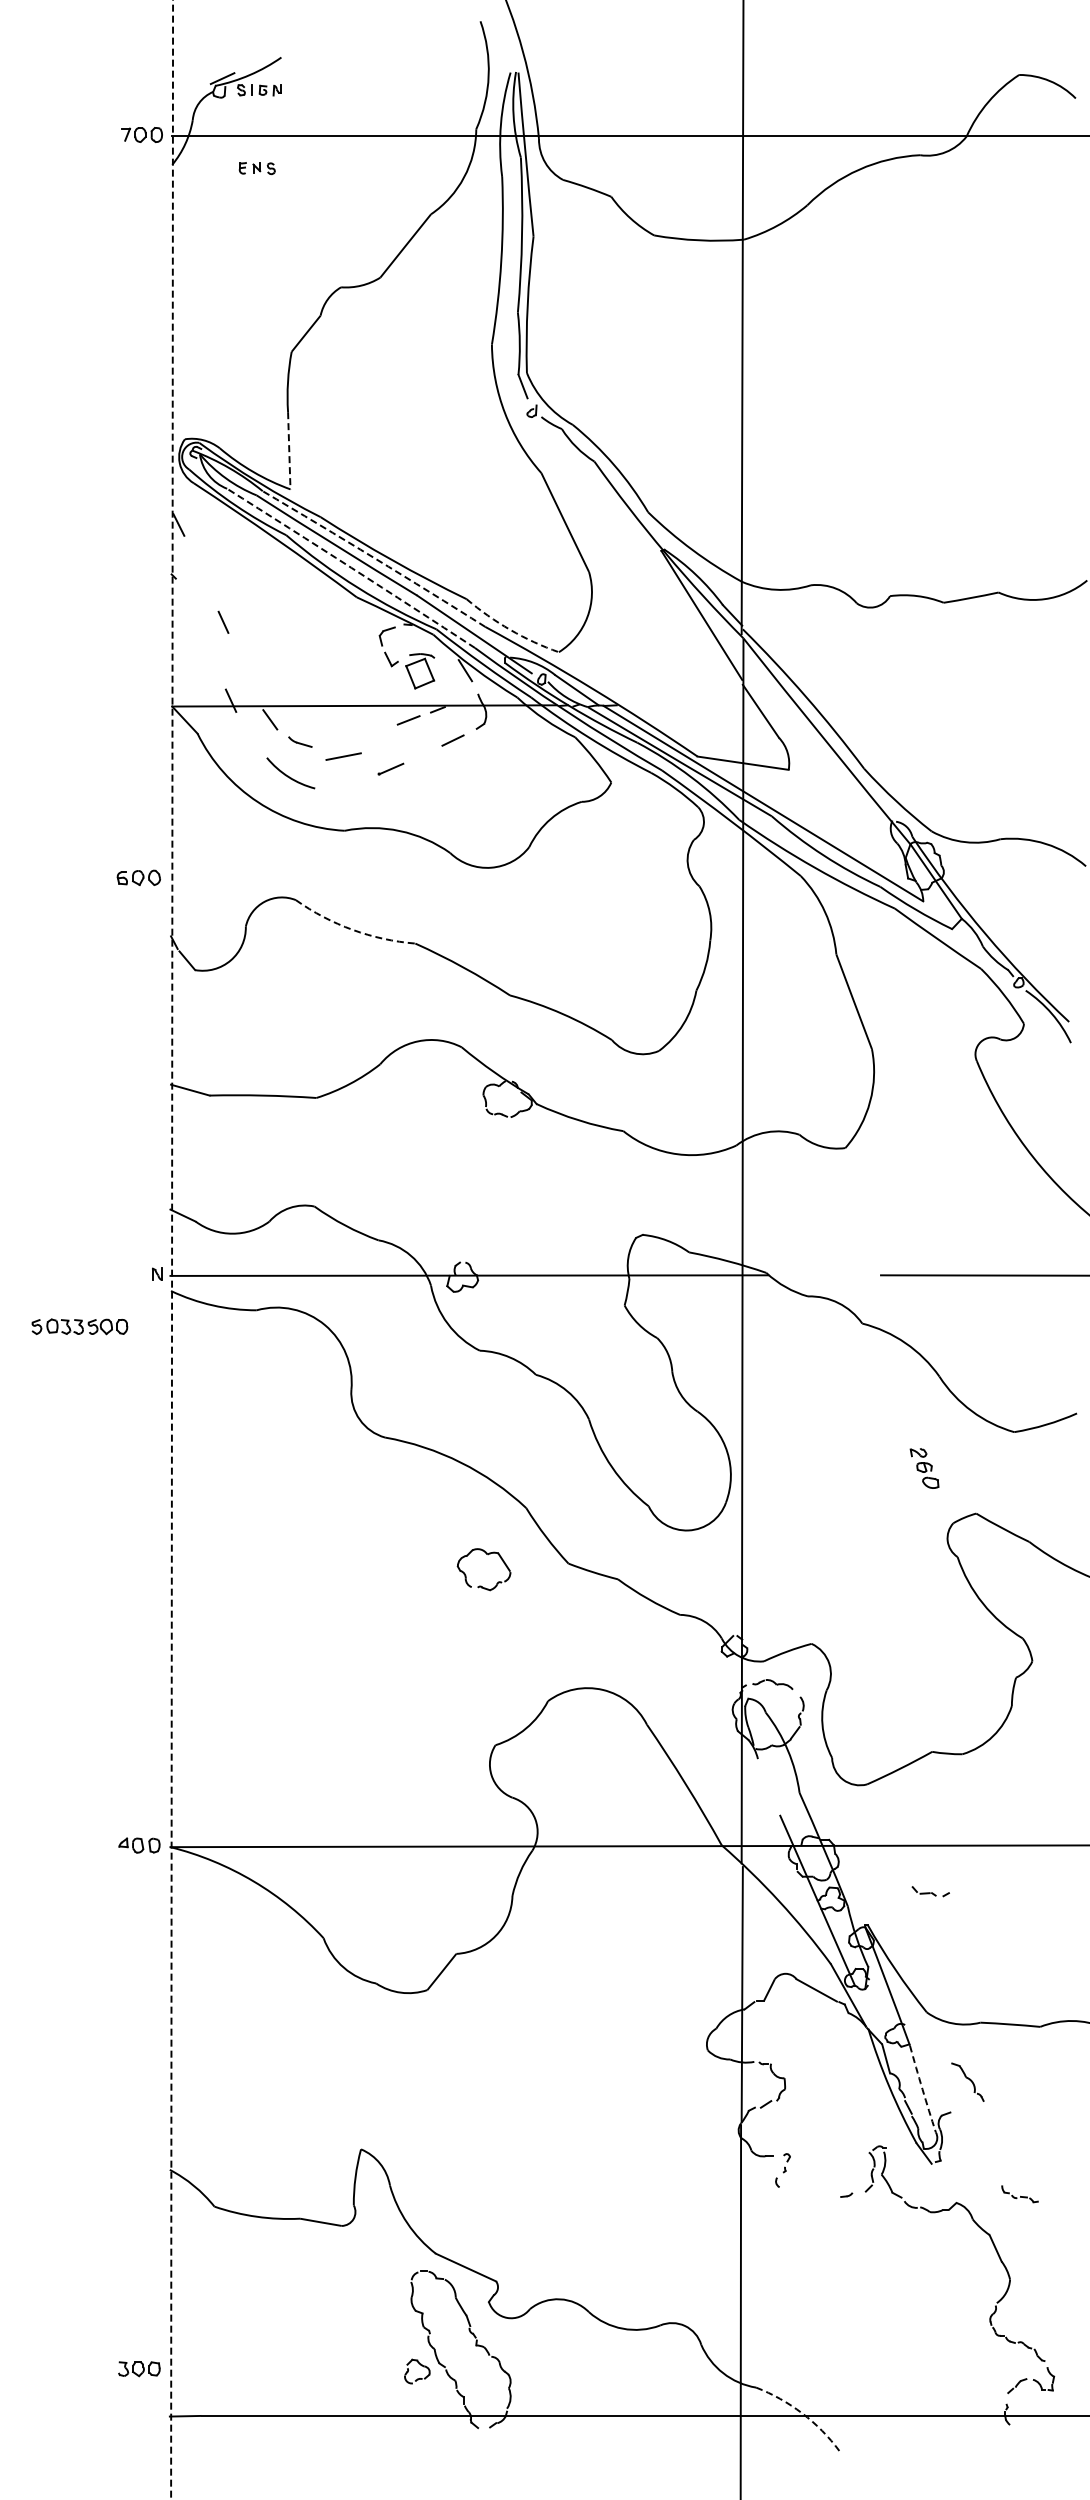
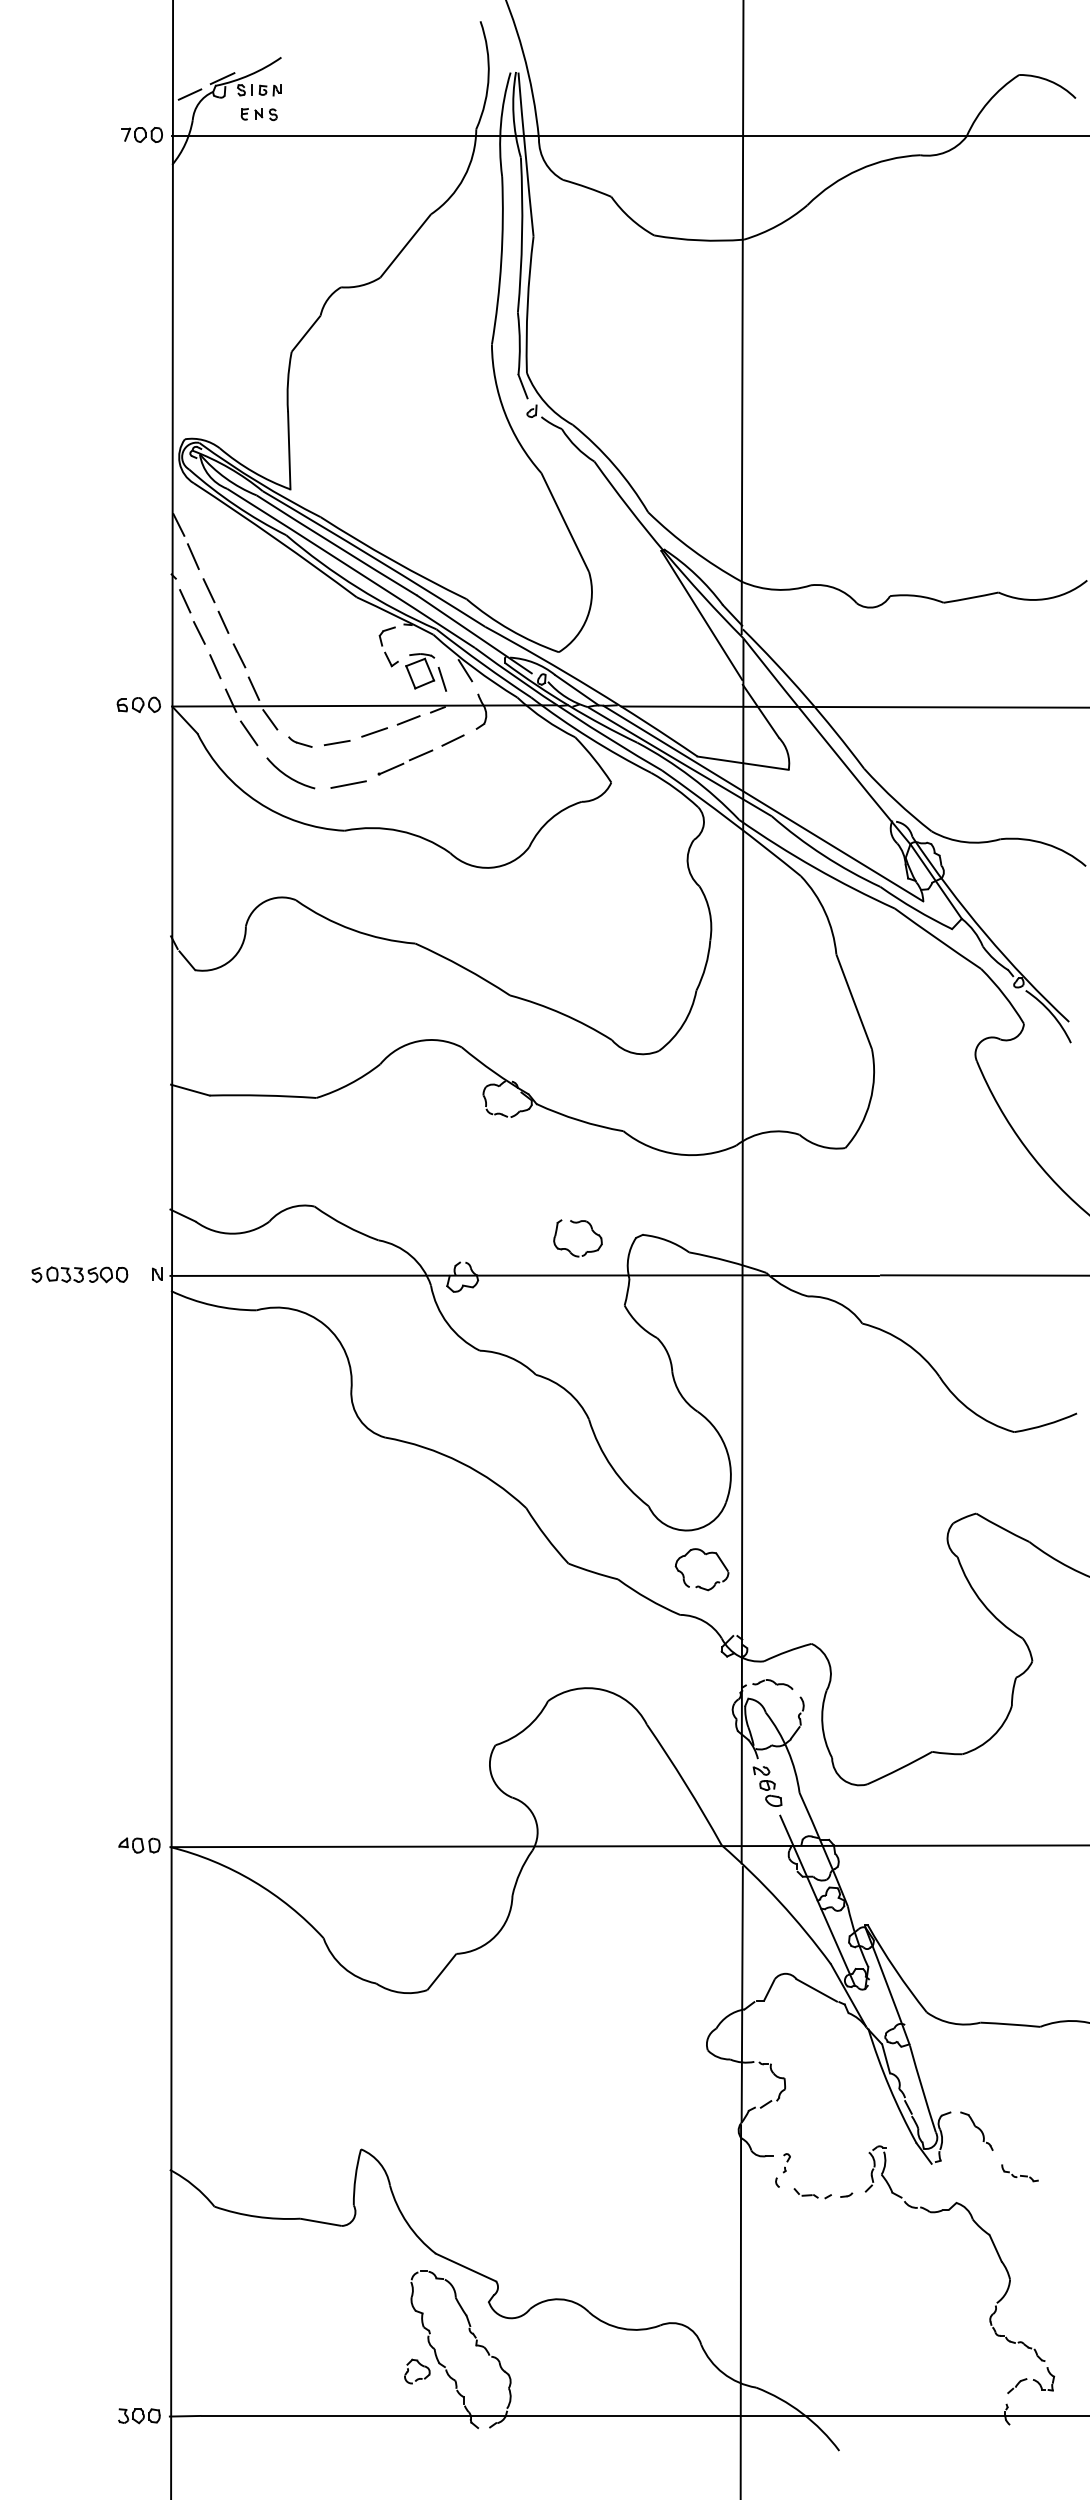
line: none -> present (189, 94)
part position: (256, 168) -> (258, 114) (258, 114)
line: dashed -> solid (289, 450)
line: none -> present (192, 556)
arc: dashed -> solid (374, 558)
arc: dashed -> solid (351, 567)
line: none -> present (208, 590)
line: none -> present (185, 601)
arc: dashed -> solid (510, 629)
line: none -> present (198, 632)
line: none -> present (239, 655)
line: none -> present (215, 666)
line: none -> present (442, 678)
line: none -> present (253, 688)
line: none -> present (853, 706)
line: none -> present (374, 732)
line: none -> present (249, 733)
line: none -> present (336, 742)
line: none -> present (420, 755)
line position: (343, 756) -> (348, 784) (348, 784)
part position: (138, 877) -> (138, 704) (138, 704)
arc: dashed -> solid (352, 929)
line: dashed -> solid (172, 1250)
part: none -> present (570, 1250)
line: none -> present (825, 1275)
part position: (79, 1326) -> (79, 1274) (79, 1274)
part position: (924, 1468) -> (767, 1786) (767, 1786)
part position: (488, 1555) -> (706, 1555) (706, 1555)
part position: (930, 1891) -> (812, 2193) (812, 2193)
part position: (967, 2081) -> (976, 2130) (976, 2130)
arc: dashed -> solid (922, 2089)
part position: (1019, 2194) -> (1019, 2173) (1019, 2173)
part position: (139, 2369) -> (139, 2416) (139, 2416)
arc: dashed -> solid (802, 2413)
